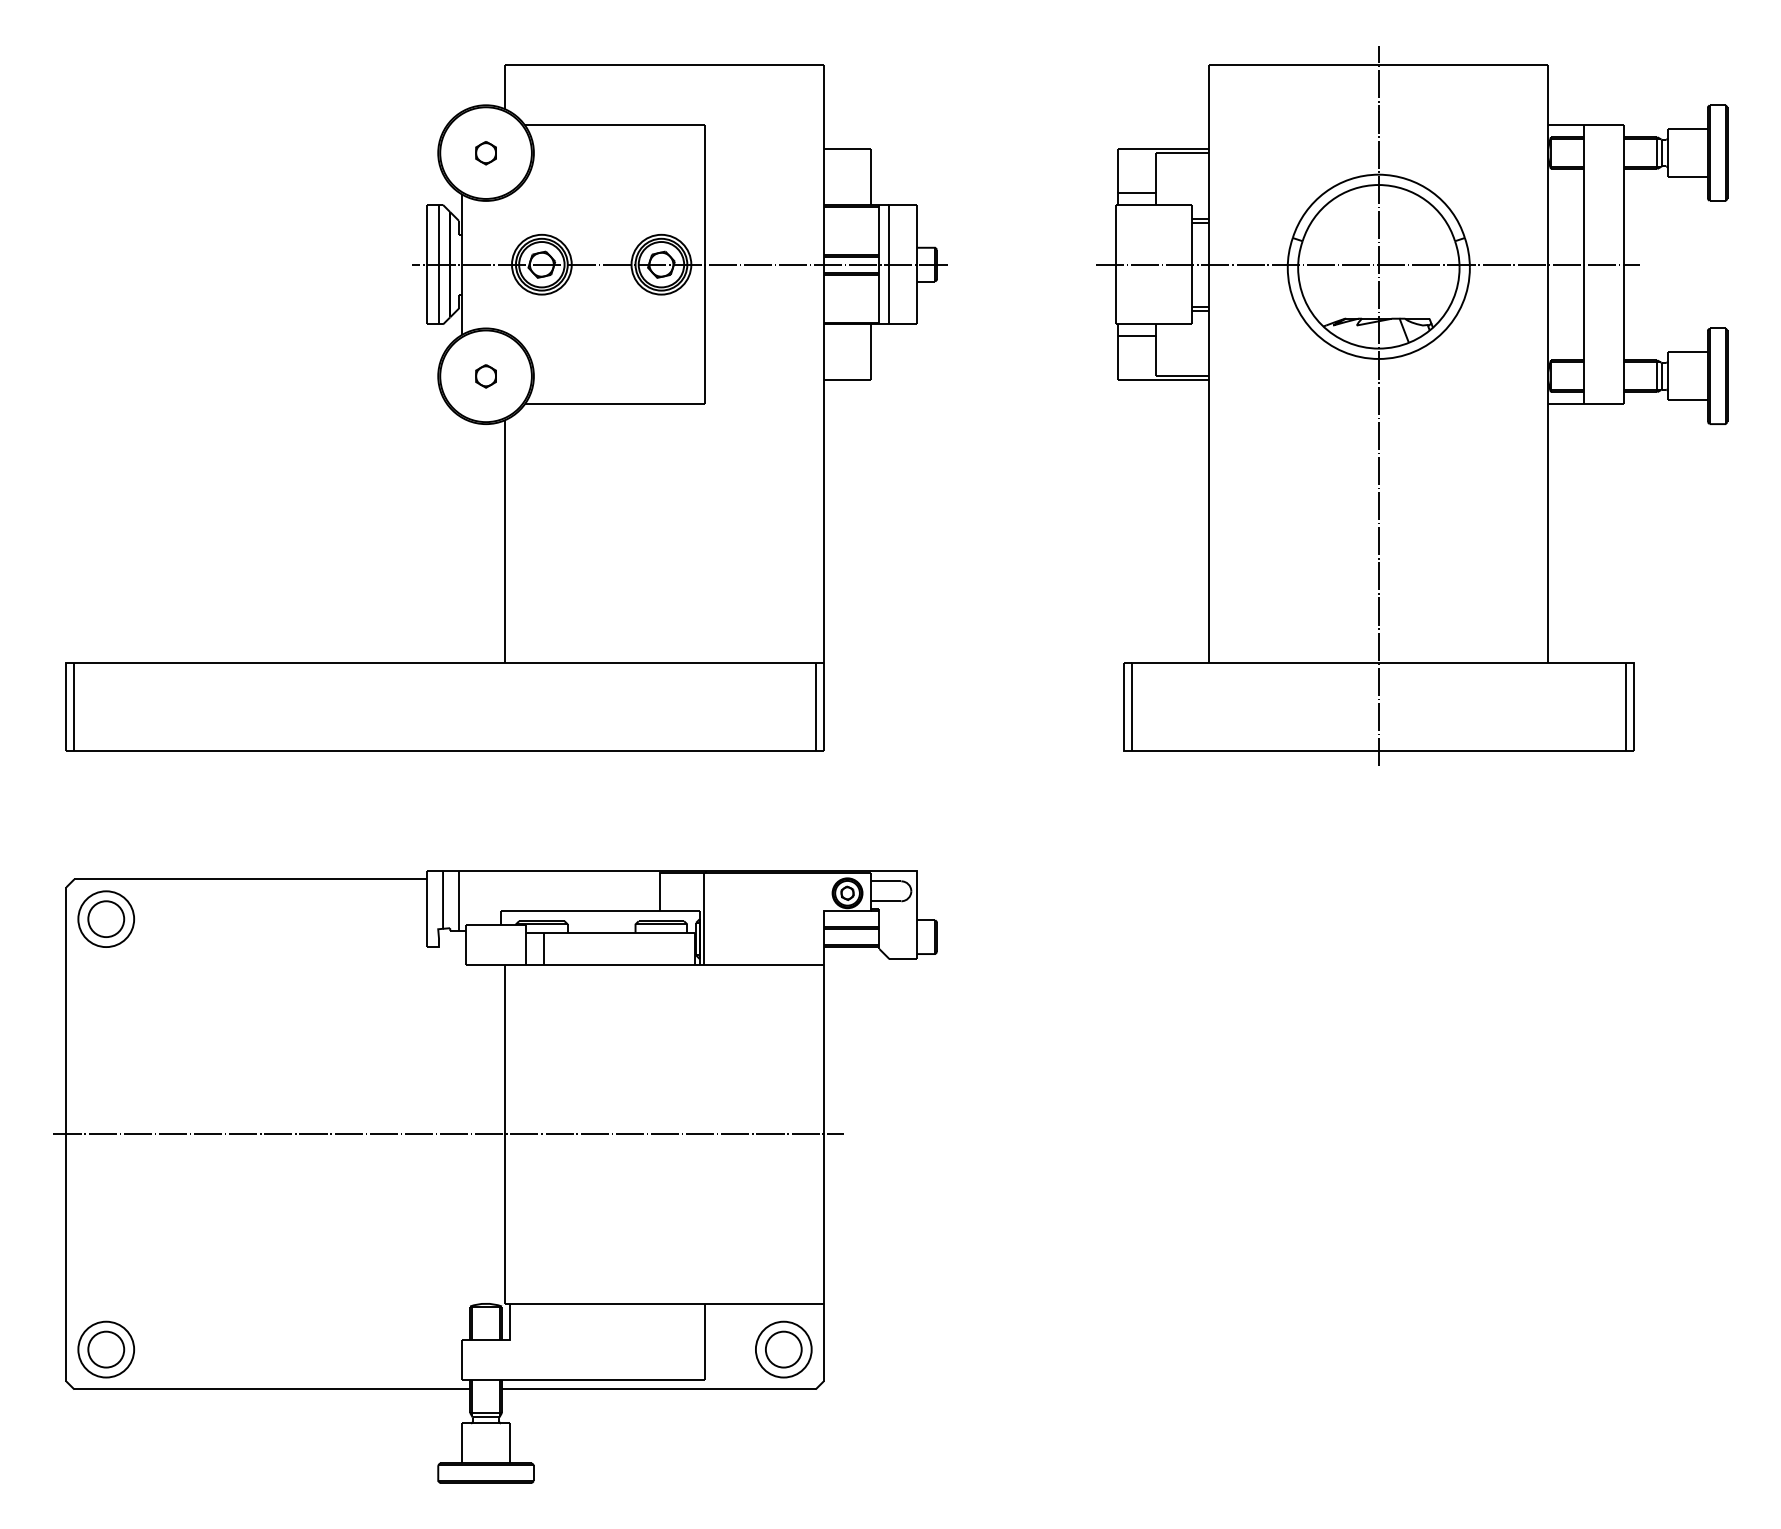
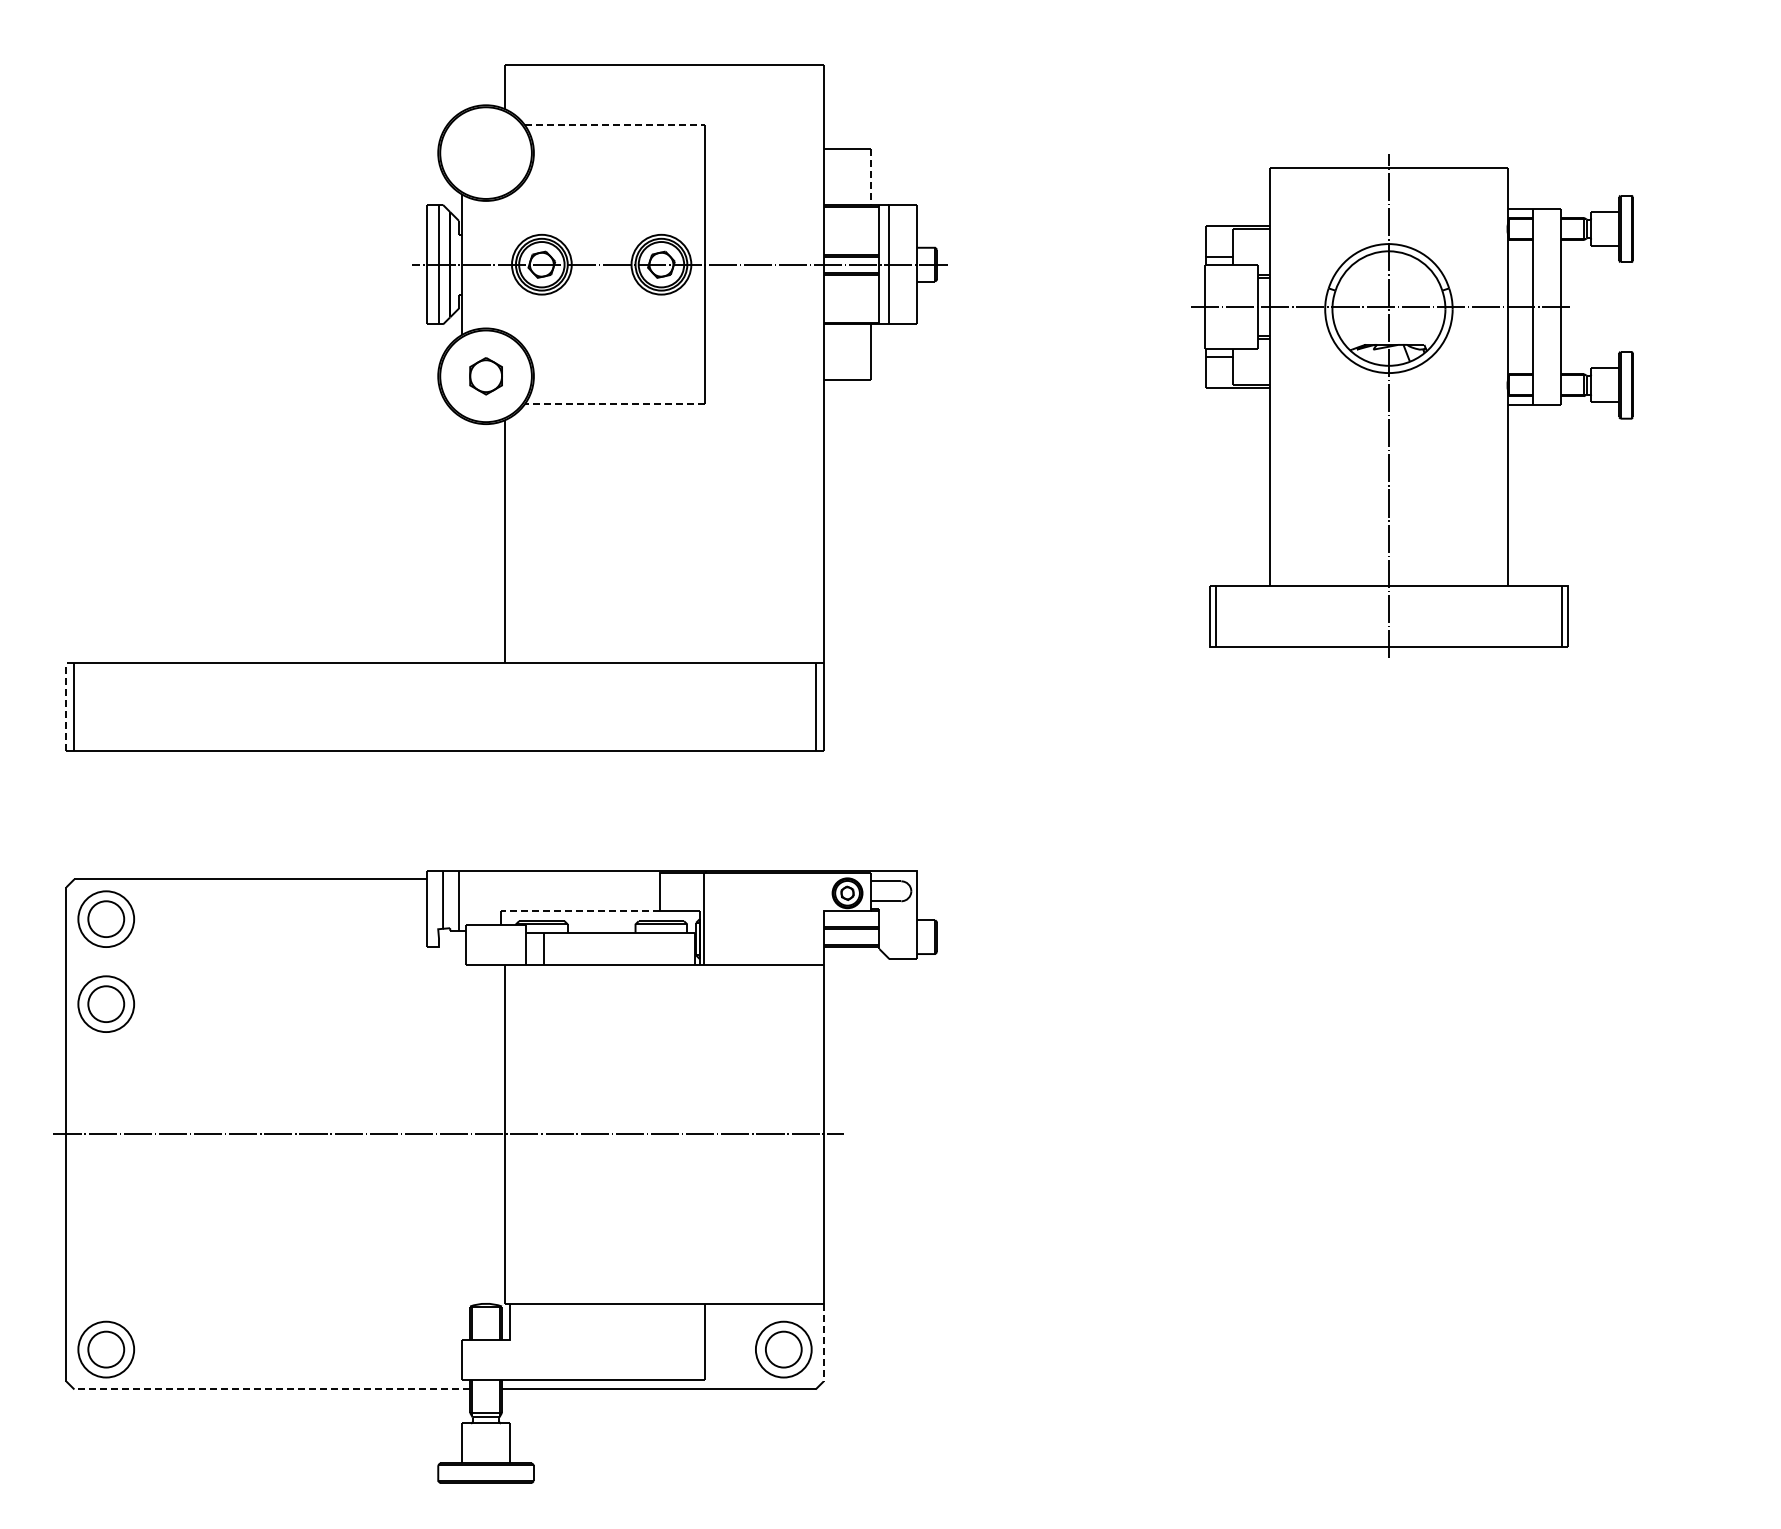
line: solid -> dashed (615, 125)
part: present -> none (485, 153)
line: solid -> dashed (871, 177)
part size: 22x25 px -> 34x39 px (485, 376)
line: solid -> dashed (614, 404)
part size: 633x720 px -> 443x504 px (1412, 405)
line: solid -> dashed (66, 702)
line: solid -> dashed (580, 911)
part: none -> present (105, 1003)
line: solid -> dashed (823, 1342)
line: solid -> dashed (272, 1389)
